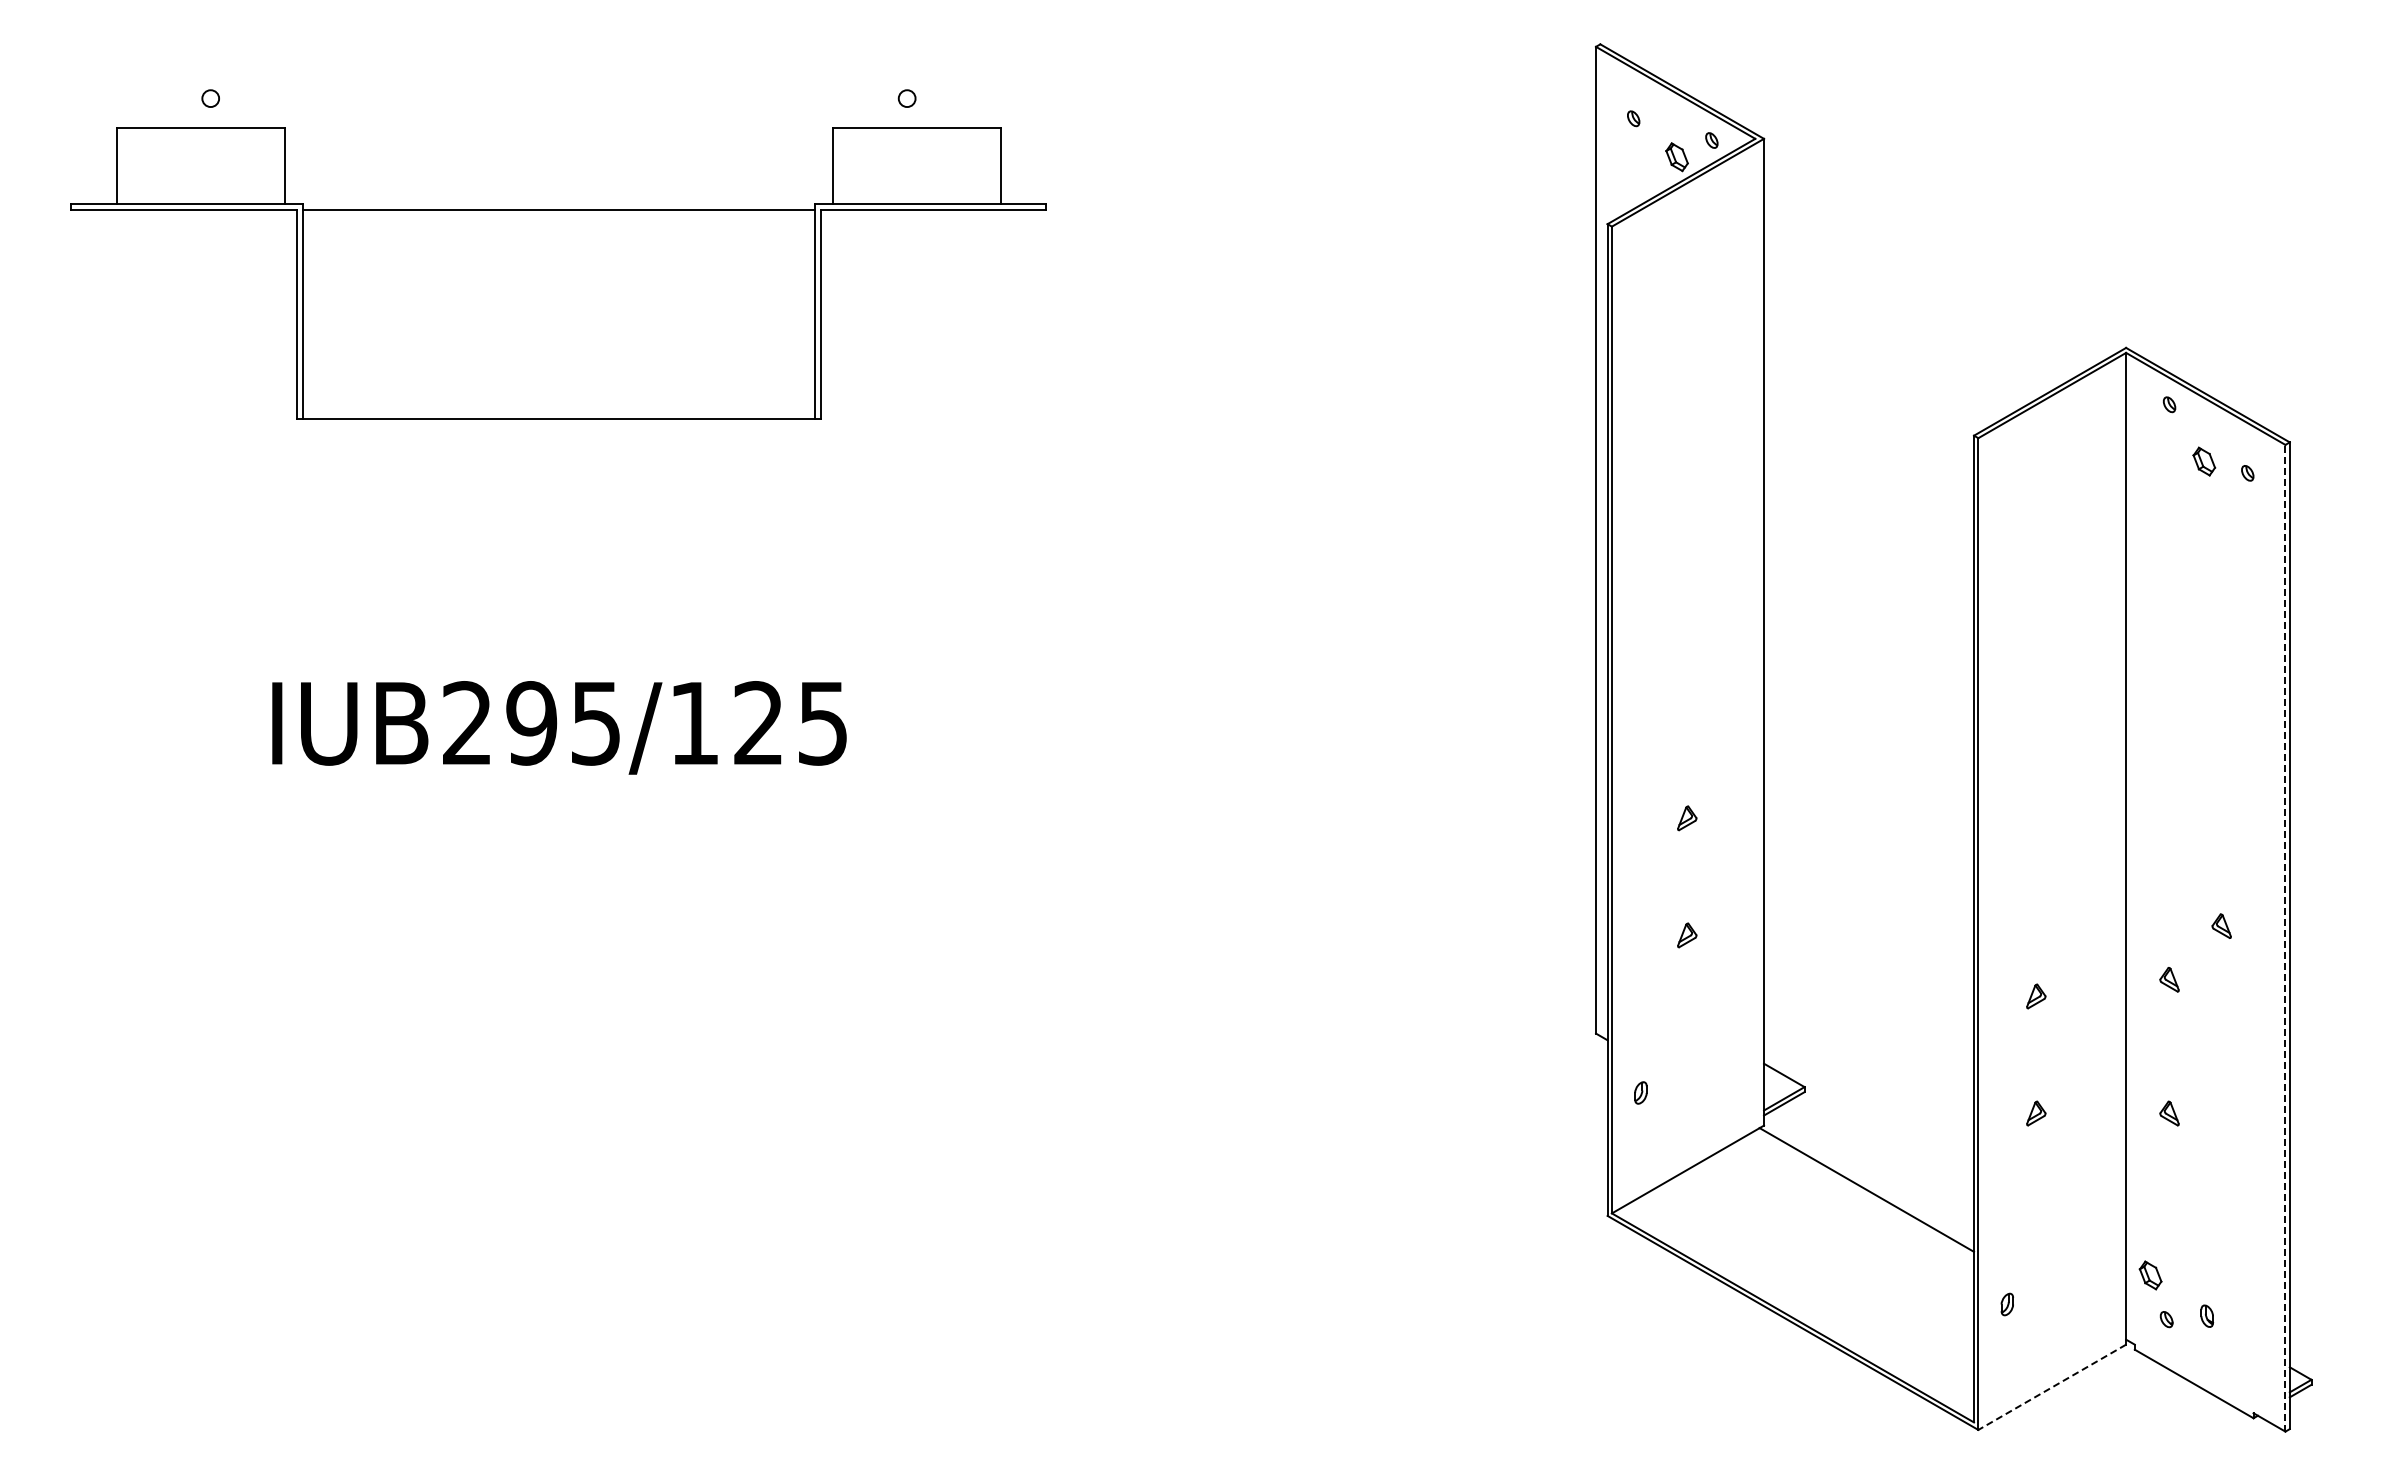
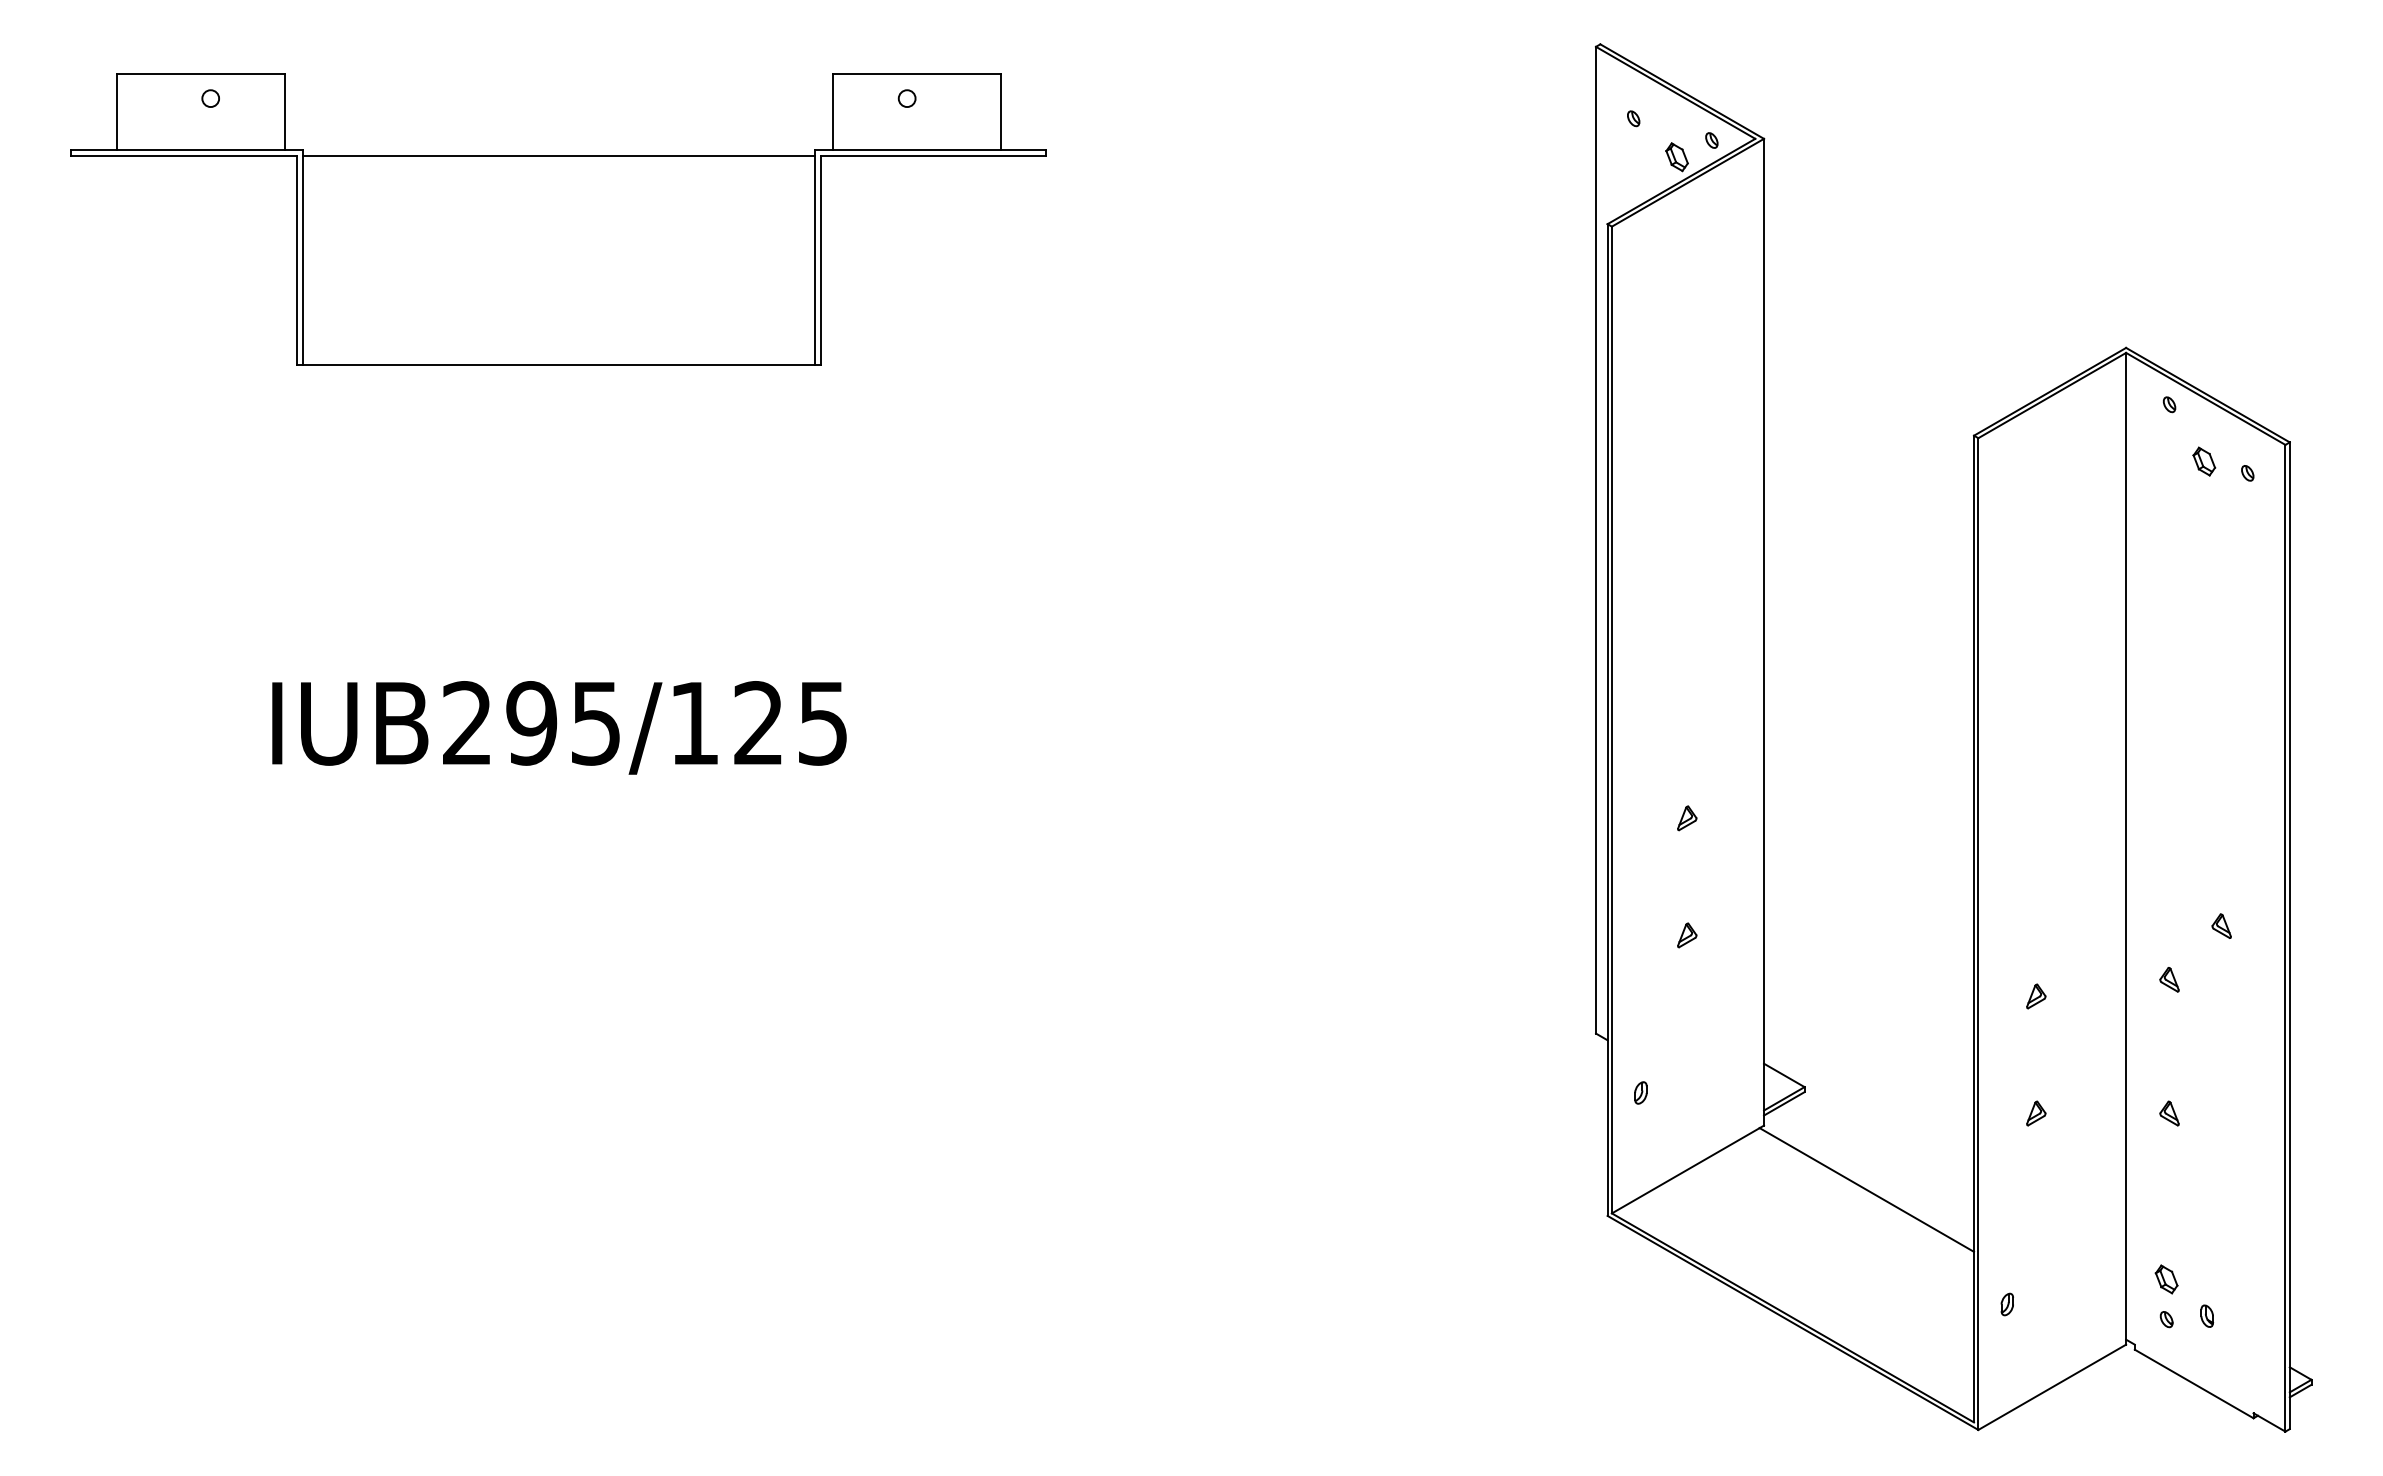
part position: (558, 273) -> (558, 219) (558, 219)
line: dashed -> solid (2285, 937)
part position: (2150, 1275) -> (2166, 1279) (2166, 1279)
line: dashed -> solid (2051, 1387)
